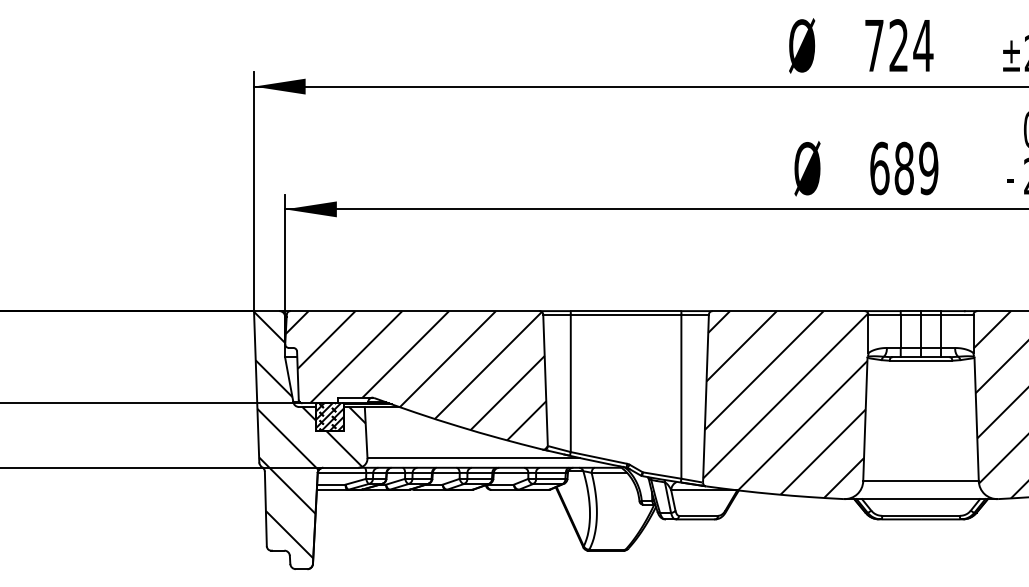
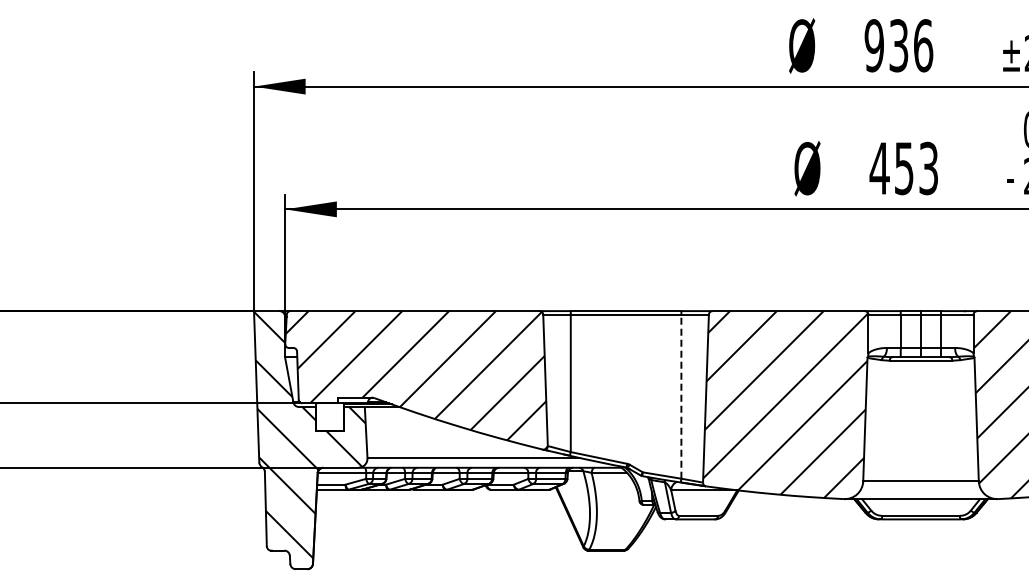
text: 724 -> 936 (898, 45)
text: 689 -> 453 (903, 168)
line: solid -> dashed (681, 396)
hatch: present -> none (330, 416)
